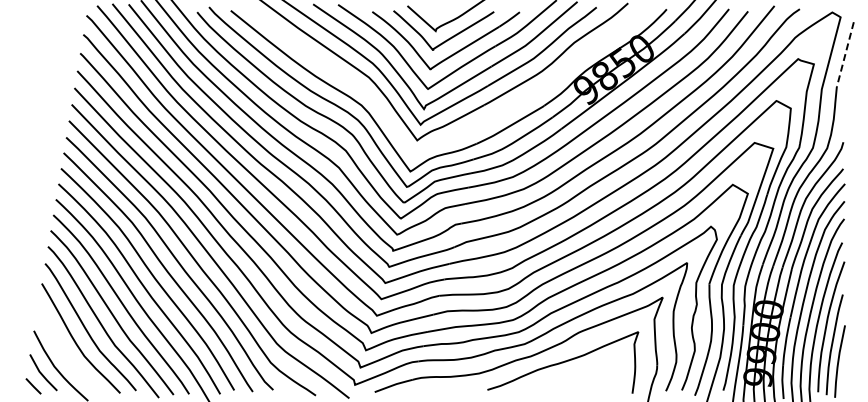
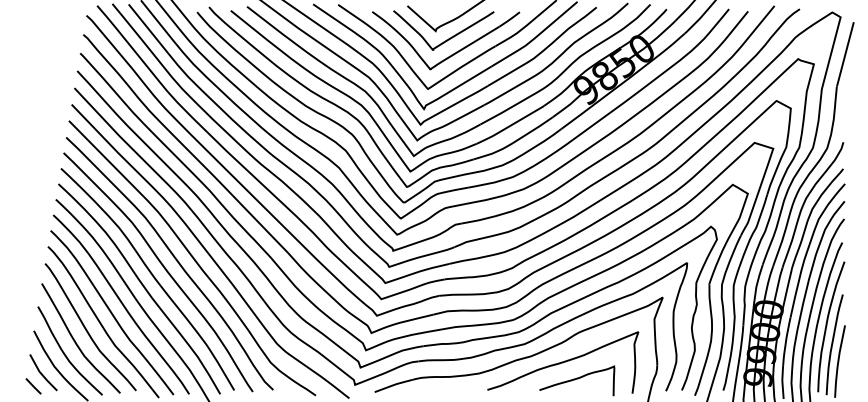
line: dashed -> solid (845, 54)
part: none -> present (472, 127)
curve: none -> present (65, 353)
curve: none -> present (577, 379)
